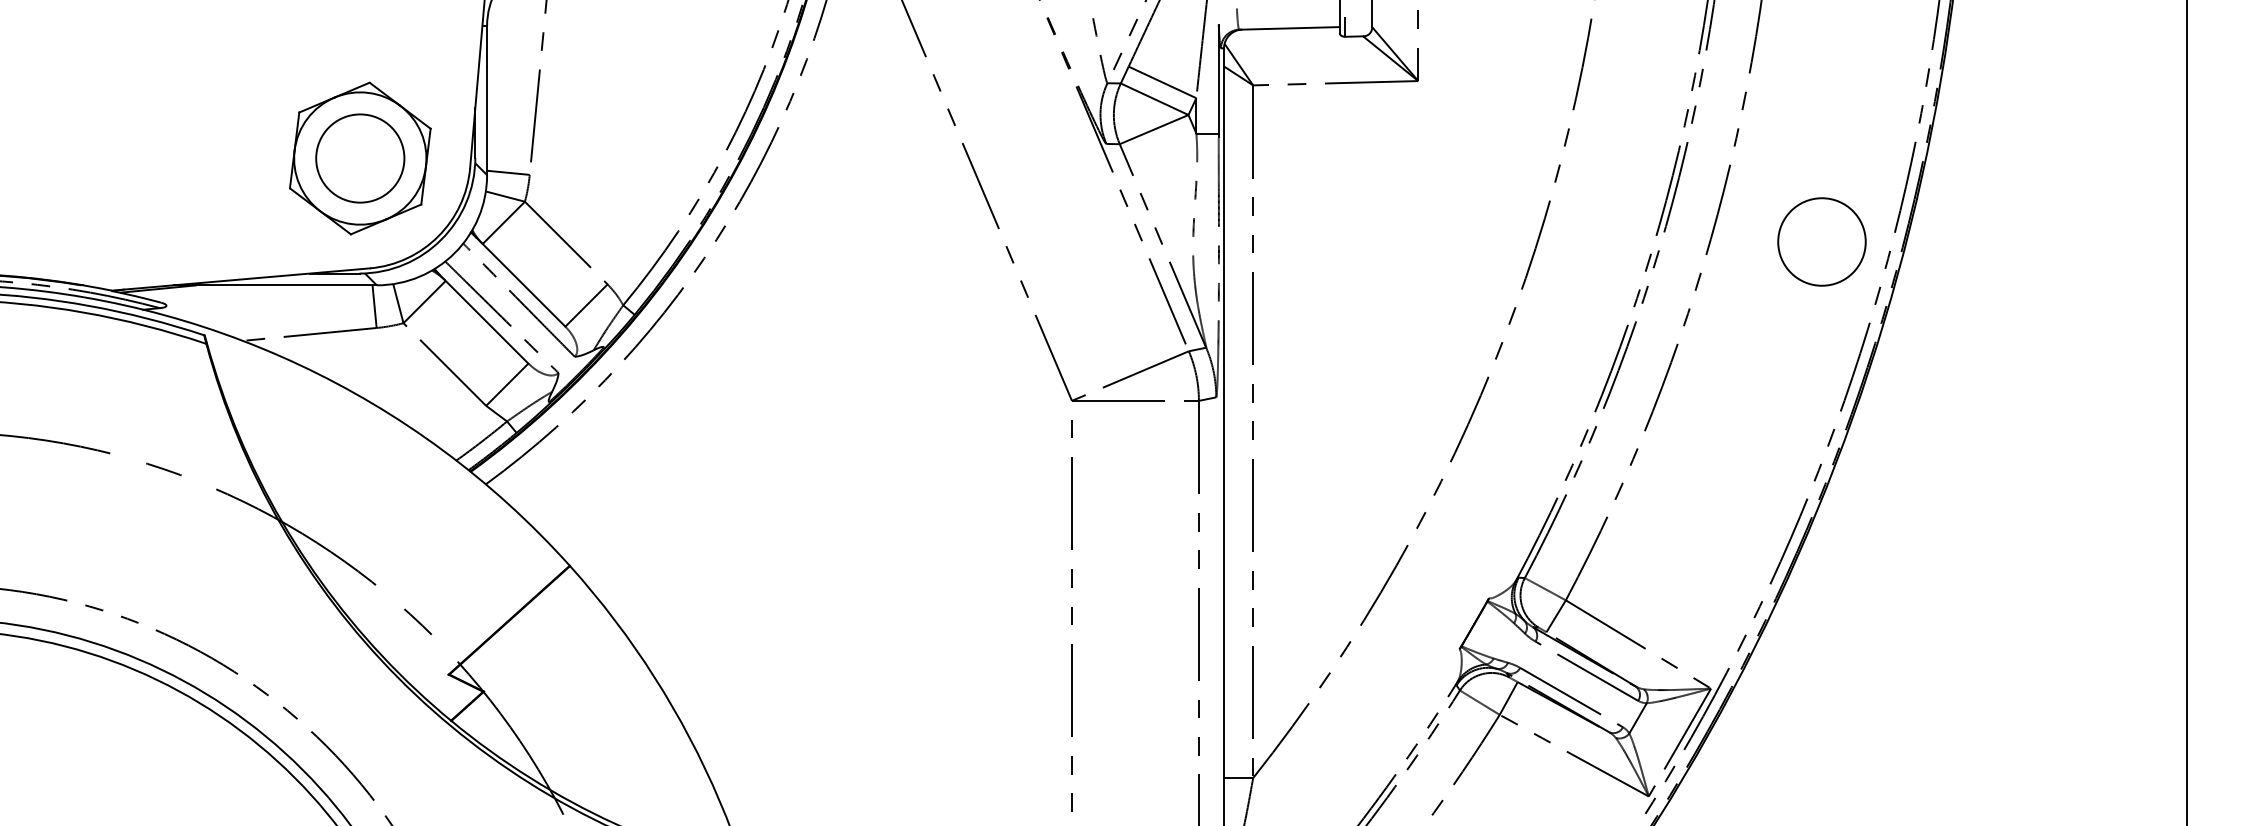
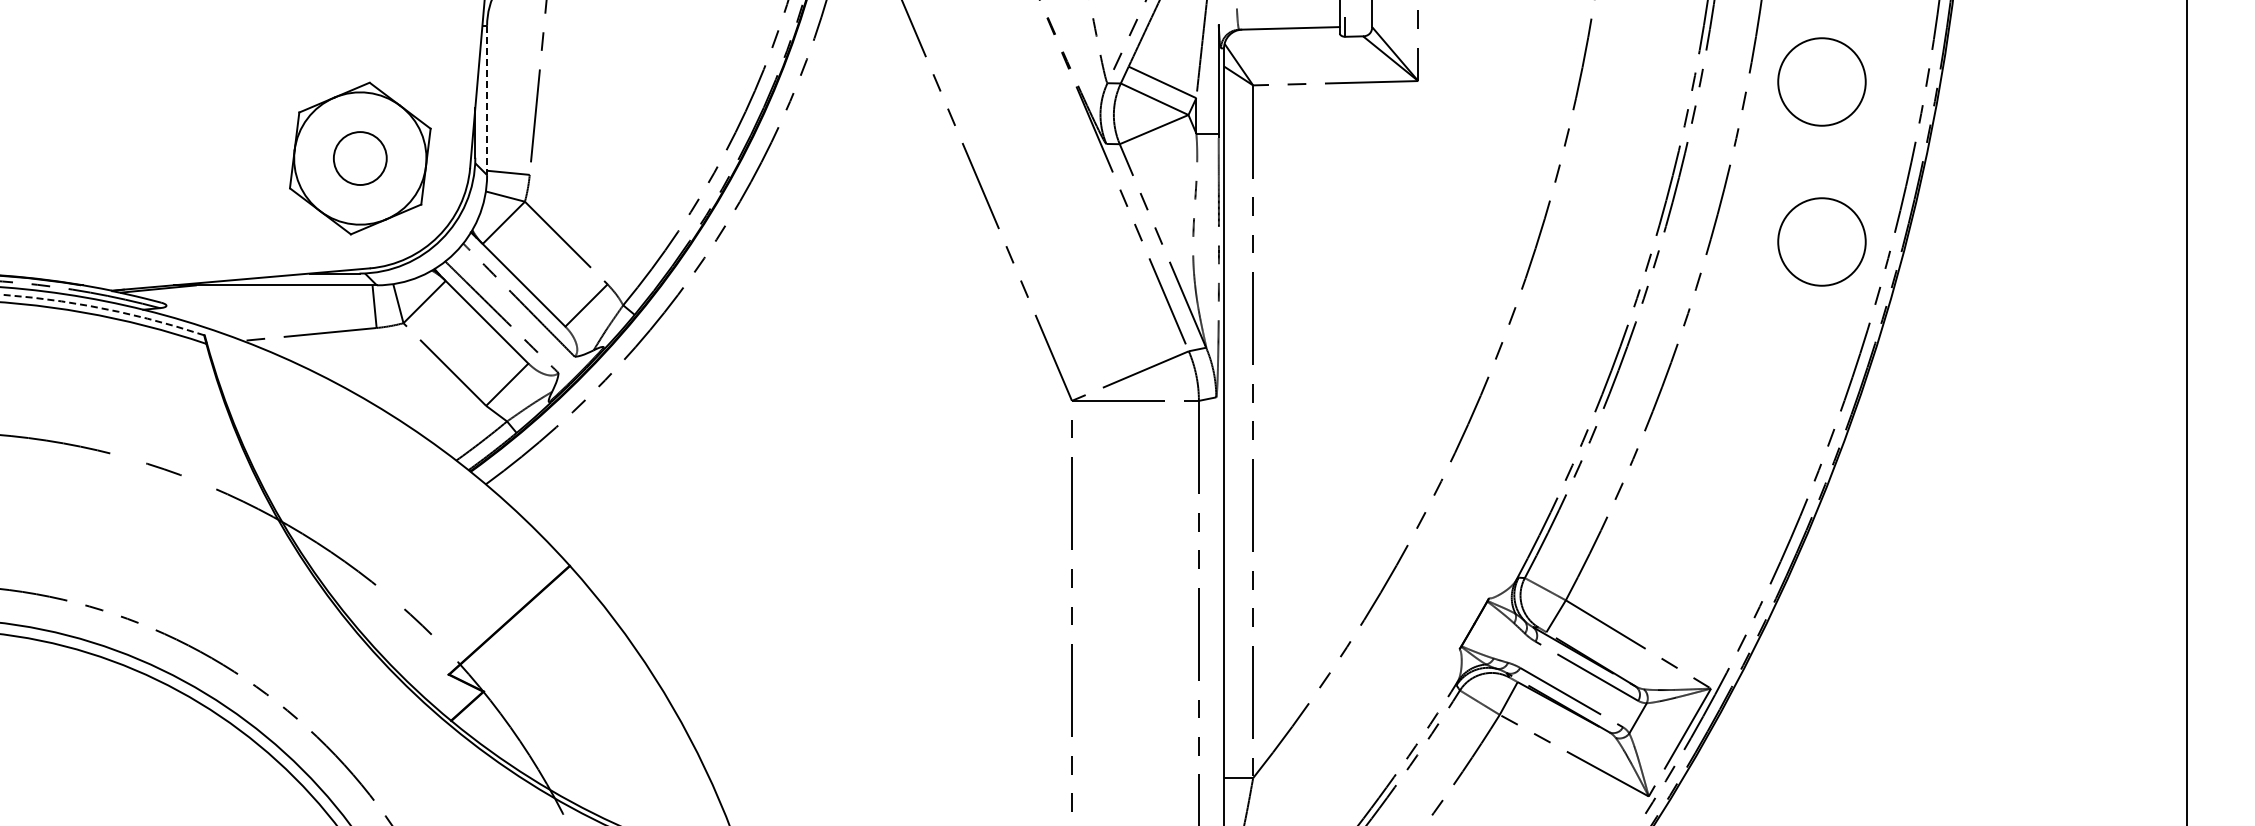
circle: none -> present (1821, 81)
line: solid -> dashed (487, 100)
circle diameter: 88 px -> 53 px (359, 158)
arc: solid -> dashed (102, 308)
